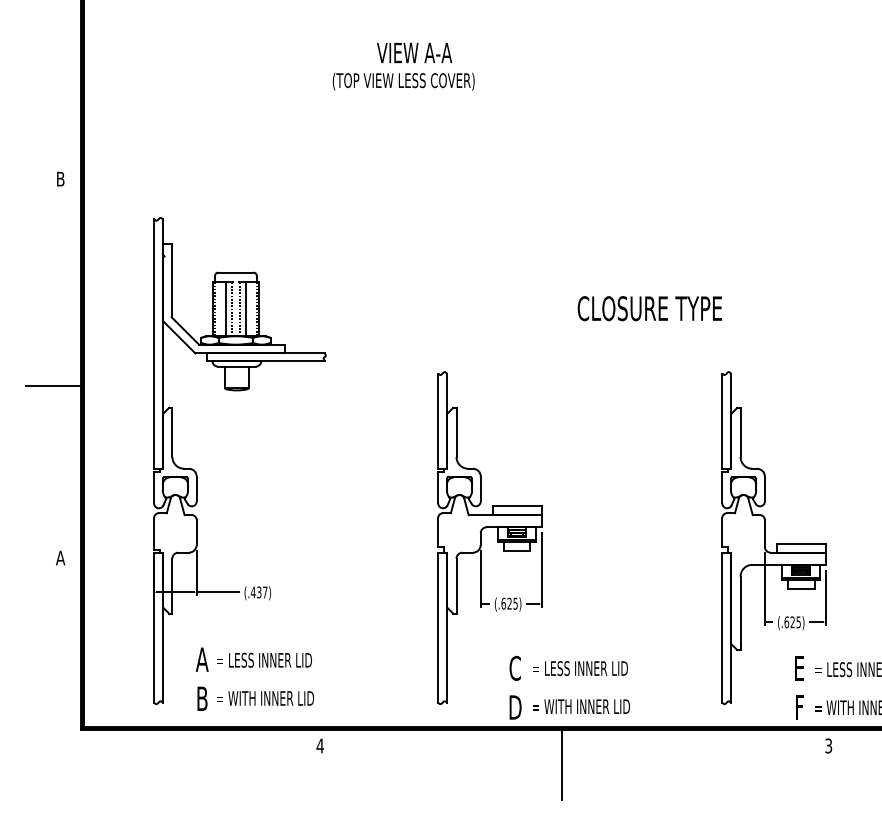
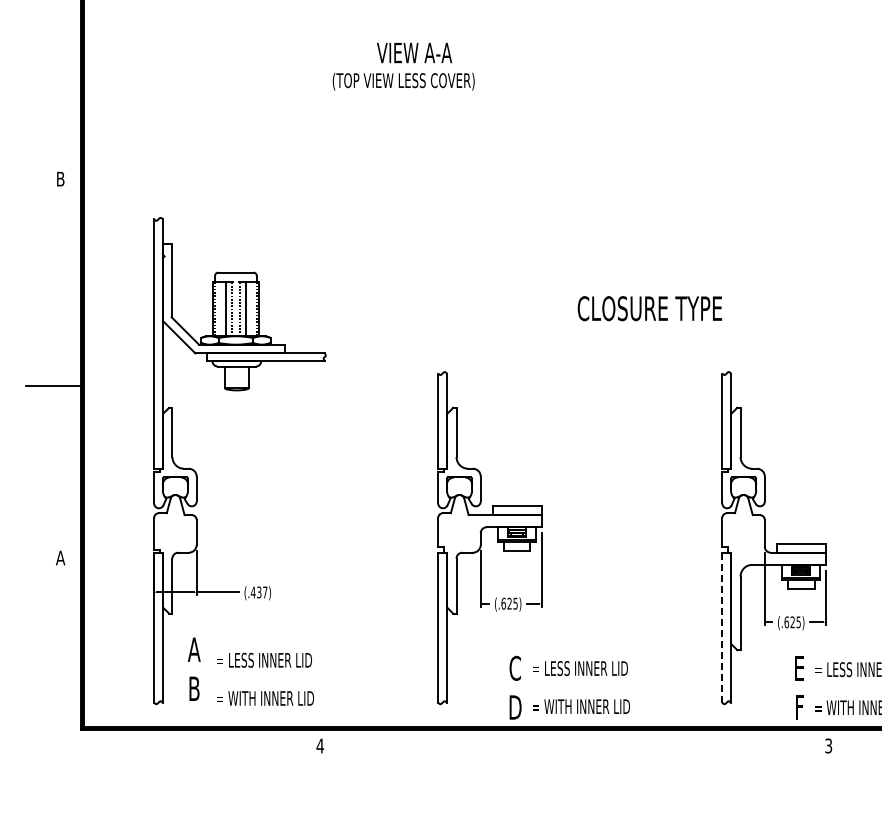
line: solid -> dashed (722, 627)
text position: (201, 678) -> (193, 668) (193, 668)
line: present -> none (562, 764)
